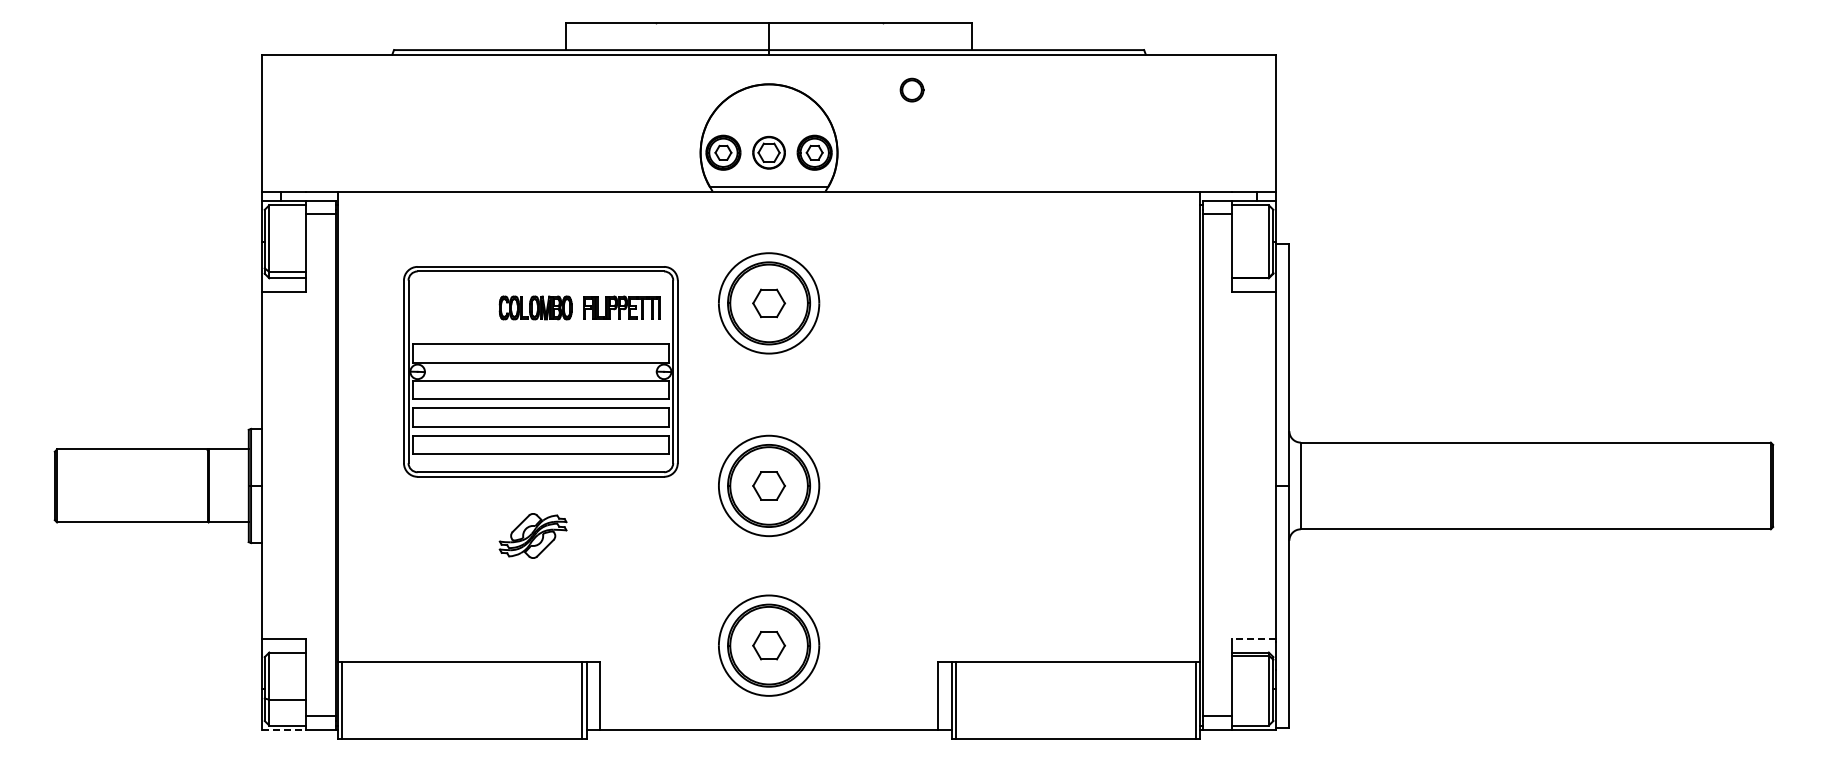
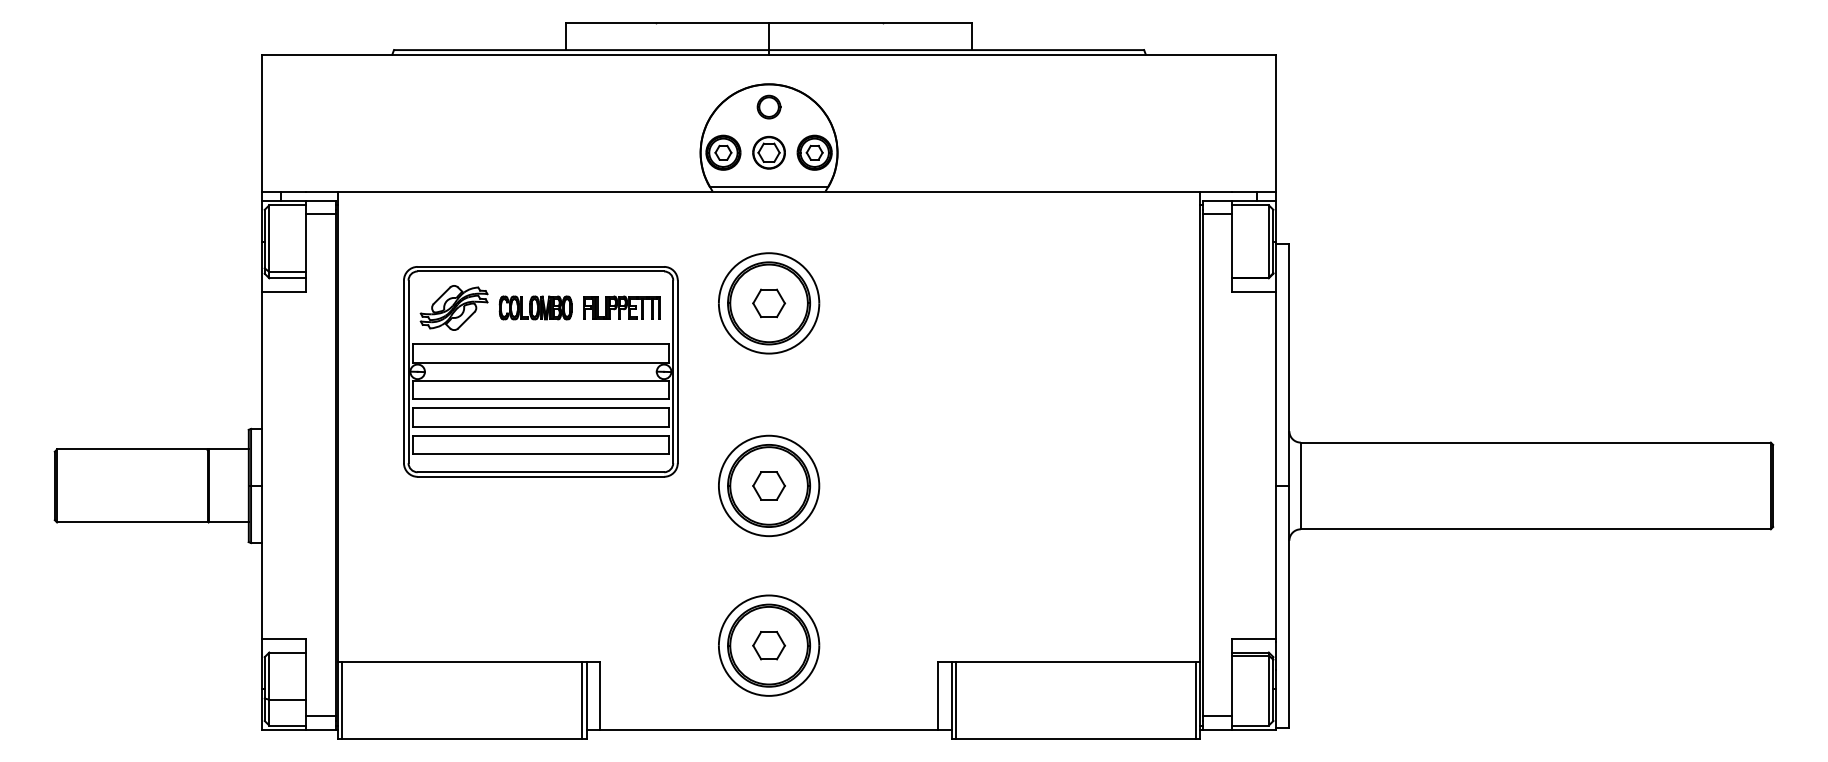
part position: (911, 89) -> (768, 106) (768, 106)
part position: (532, 535) -> (453, 307) (453, 307)
line: dashed -> solid (1254, 638)
line: dashed -> solid (284, 730)
